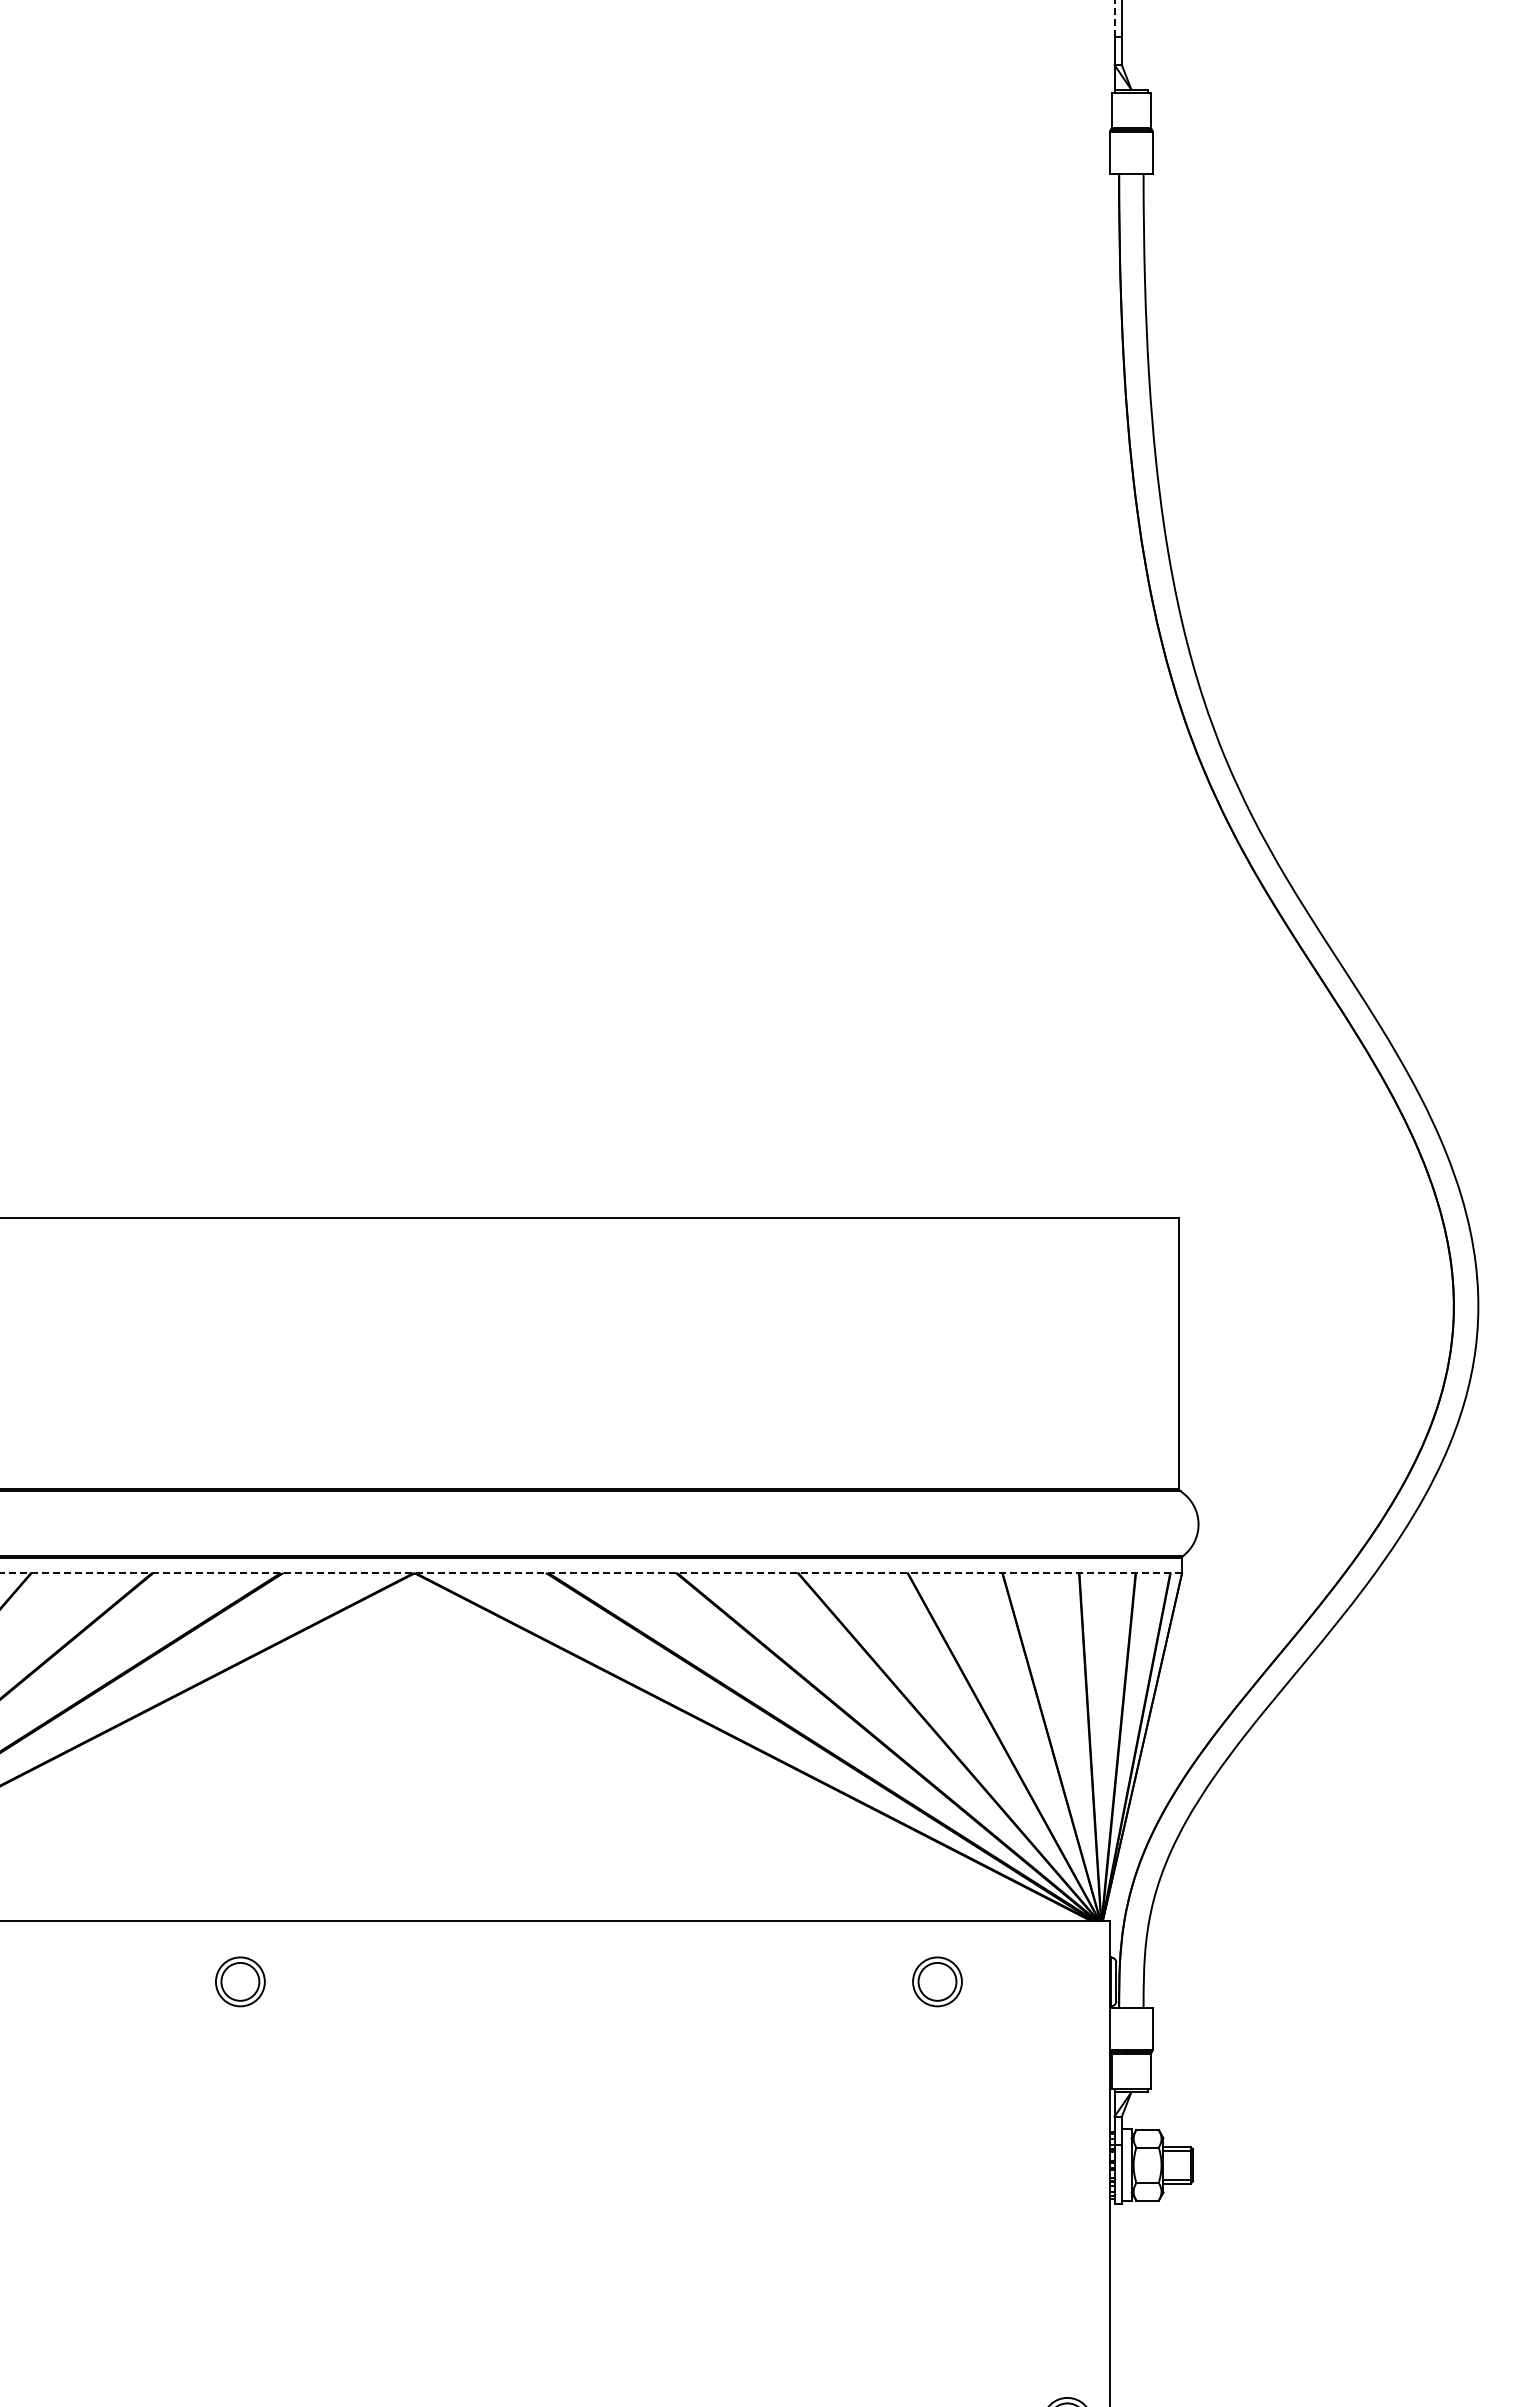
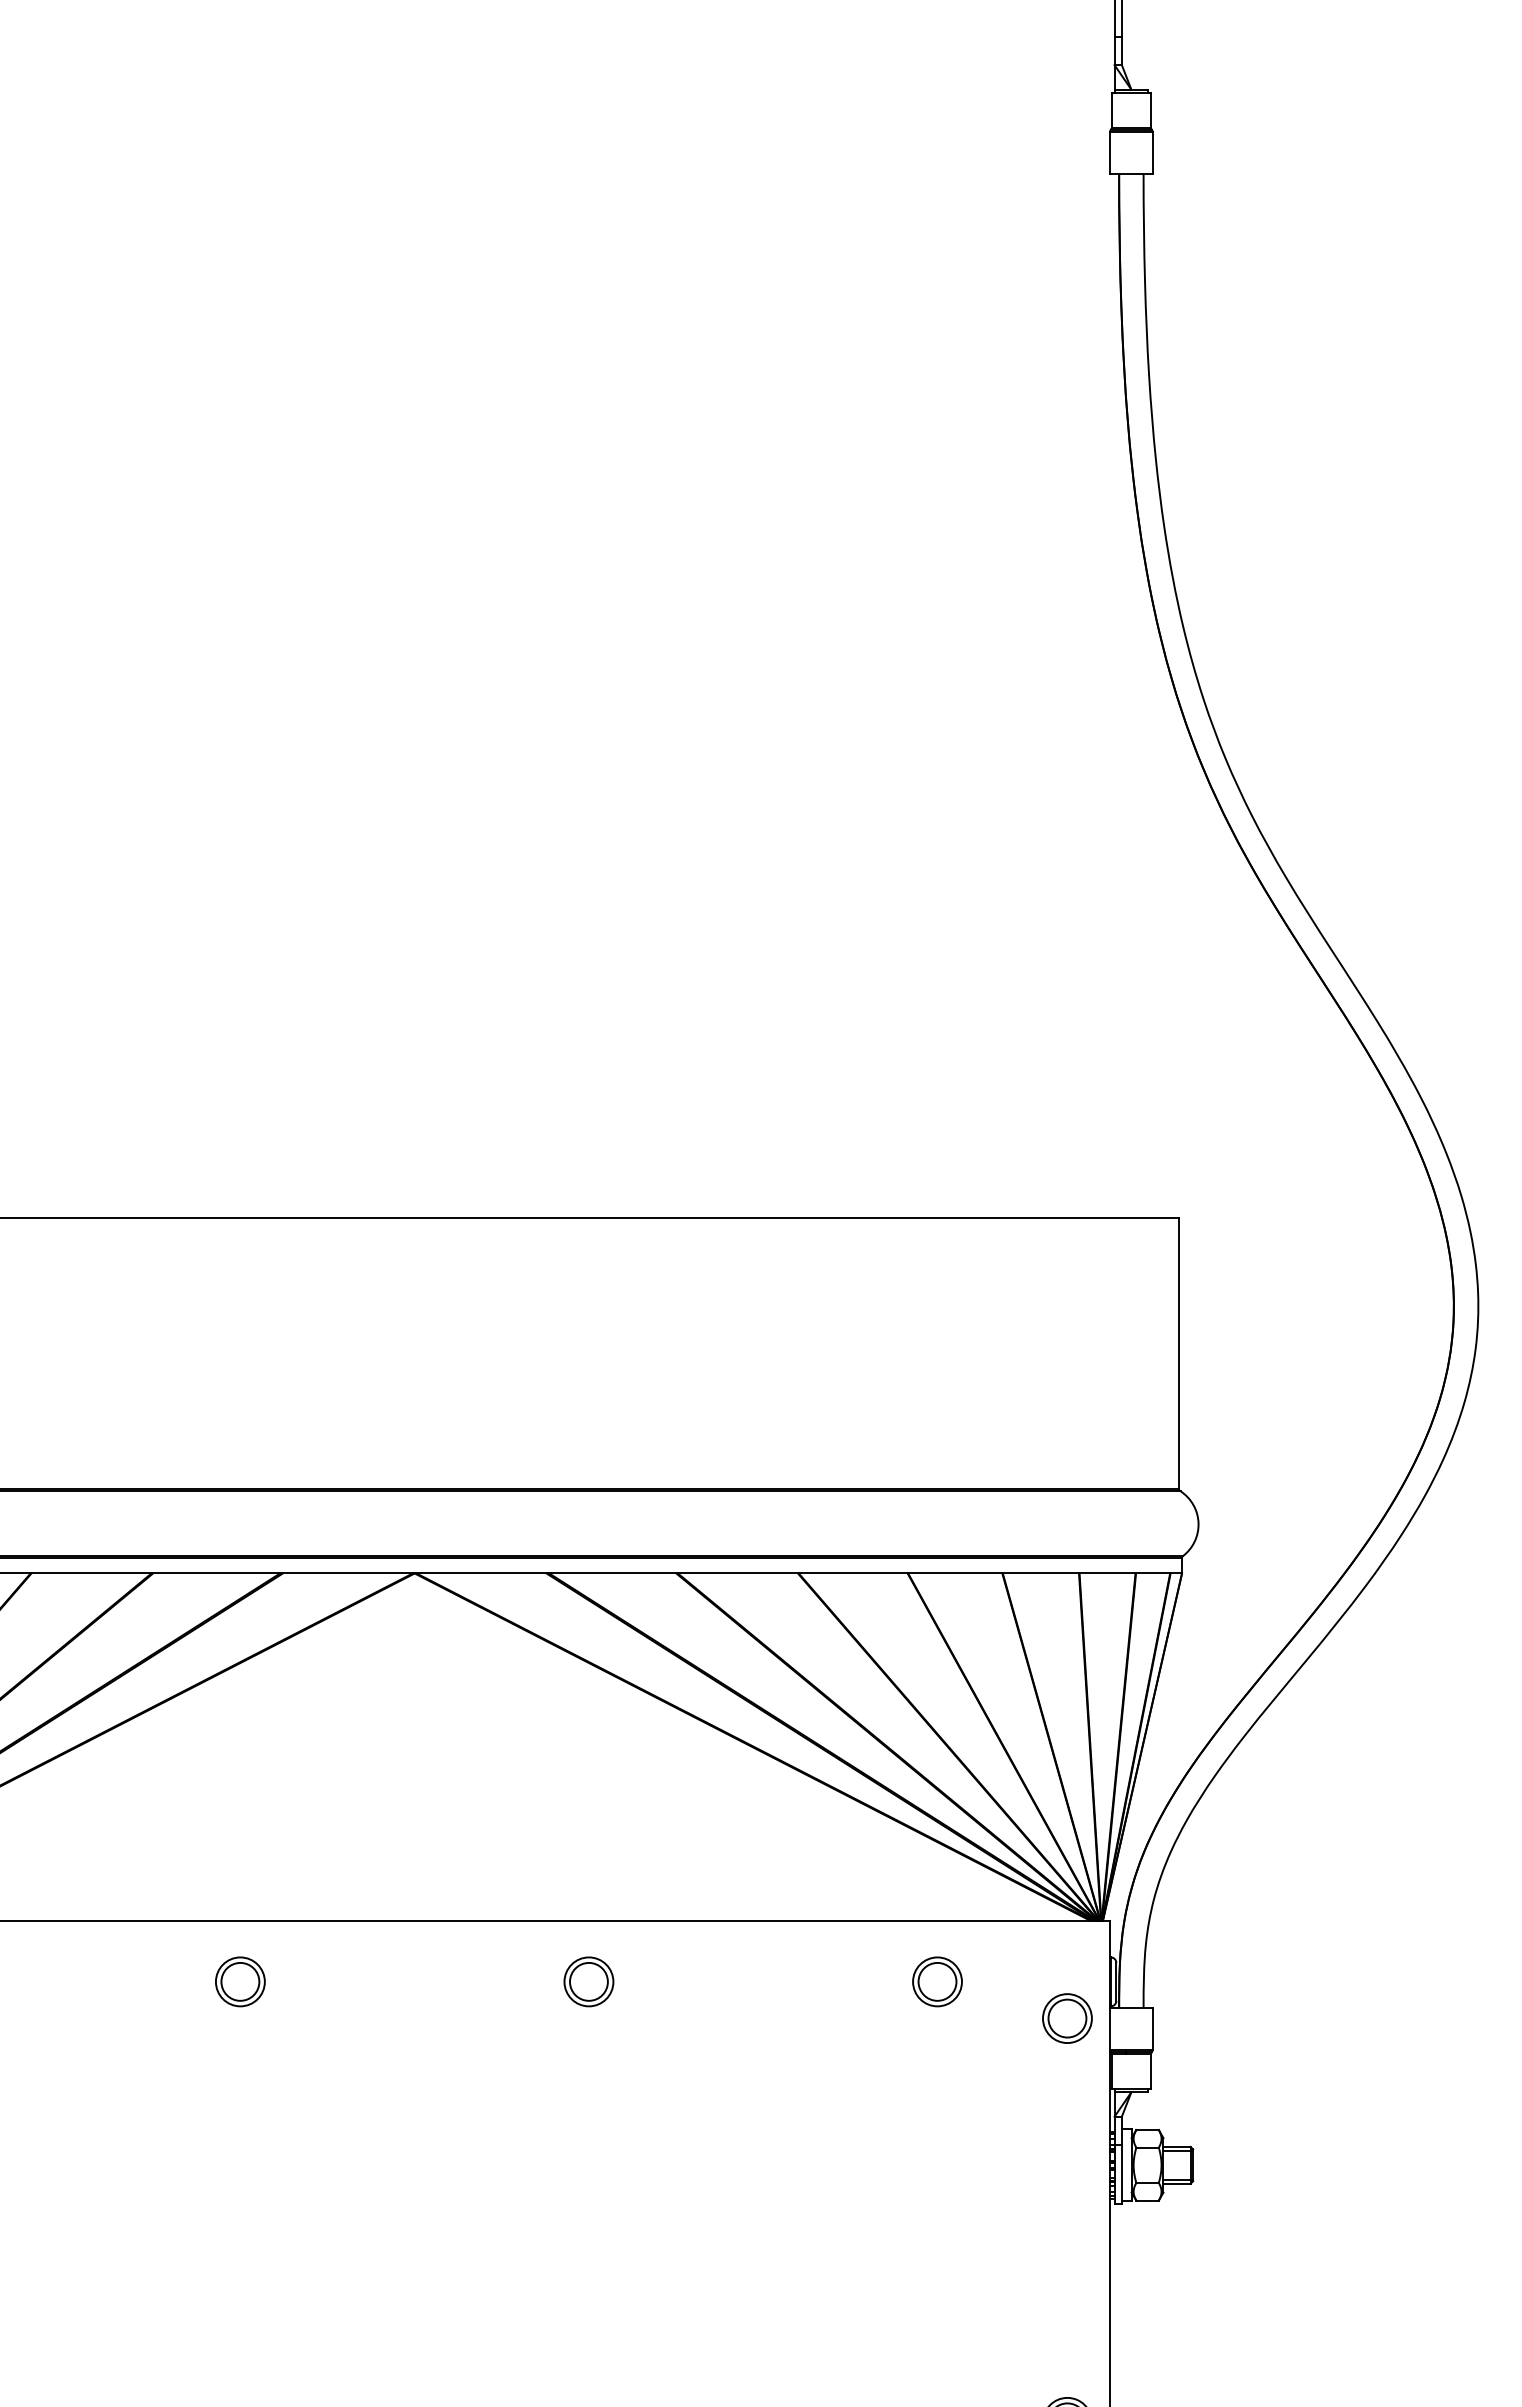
line: dashed -> solid (1114, 17)
line: dashed -> solid (591, 1573)
part: none -> present (588, 1981)
part: none -> present (1067, 2018)
